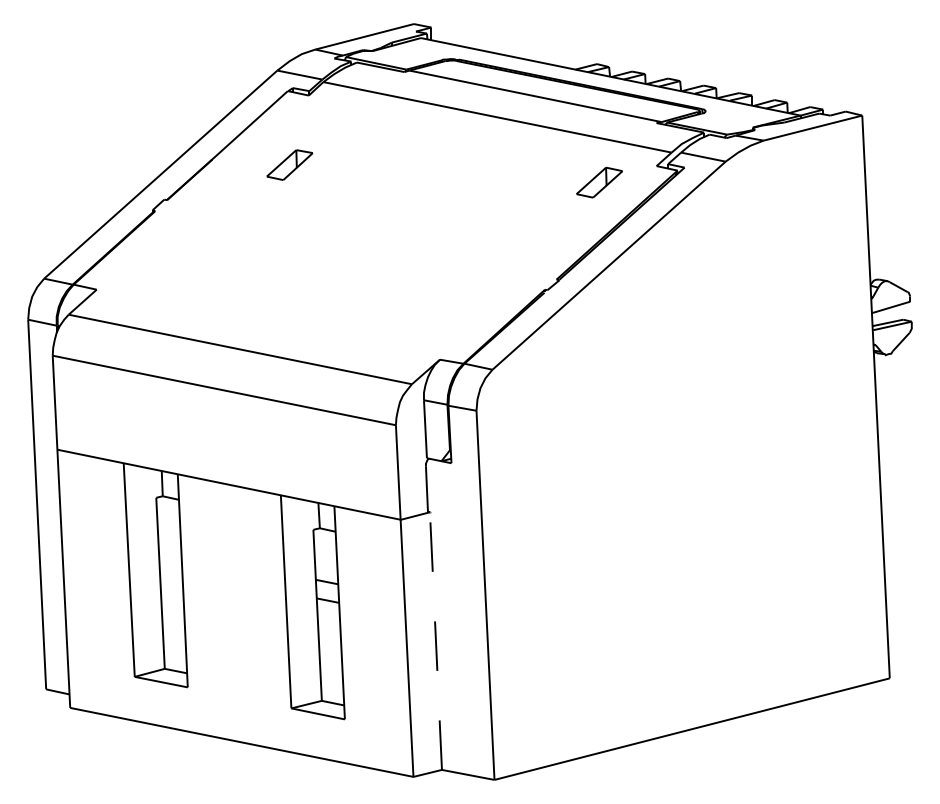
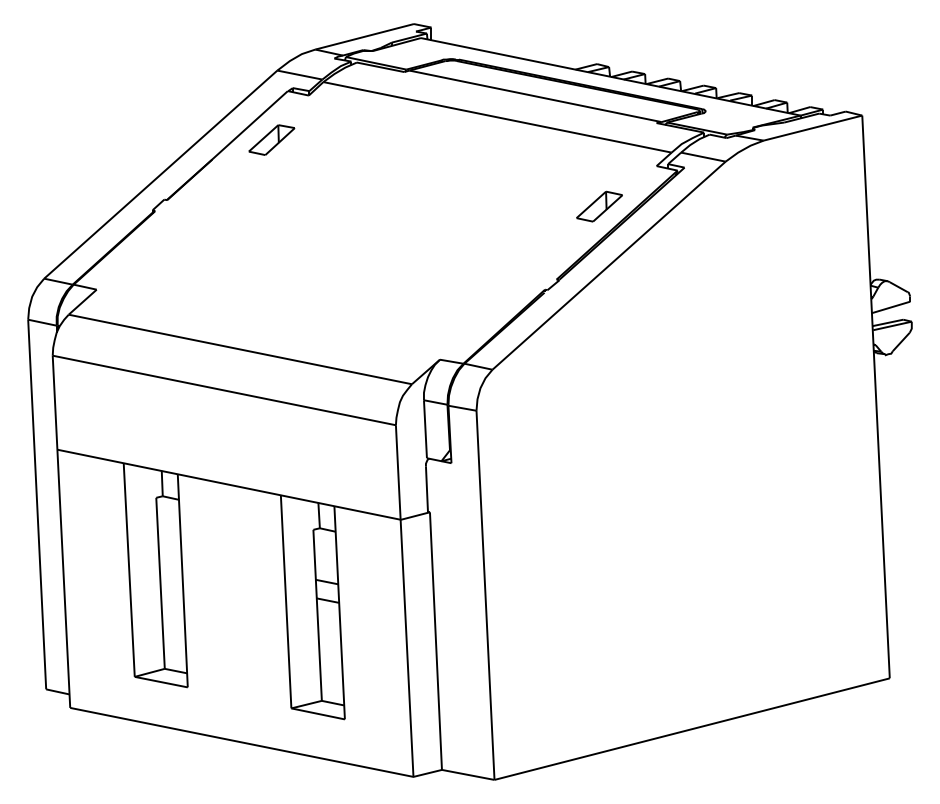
part position: (289, 164) -> (271, 139) (271, 139)
part position: (599, 182) -> (599, 206) (599, 206)
line: dashed -> solid (435, 640)
